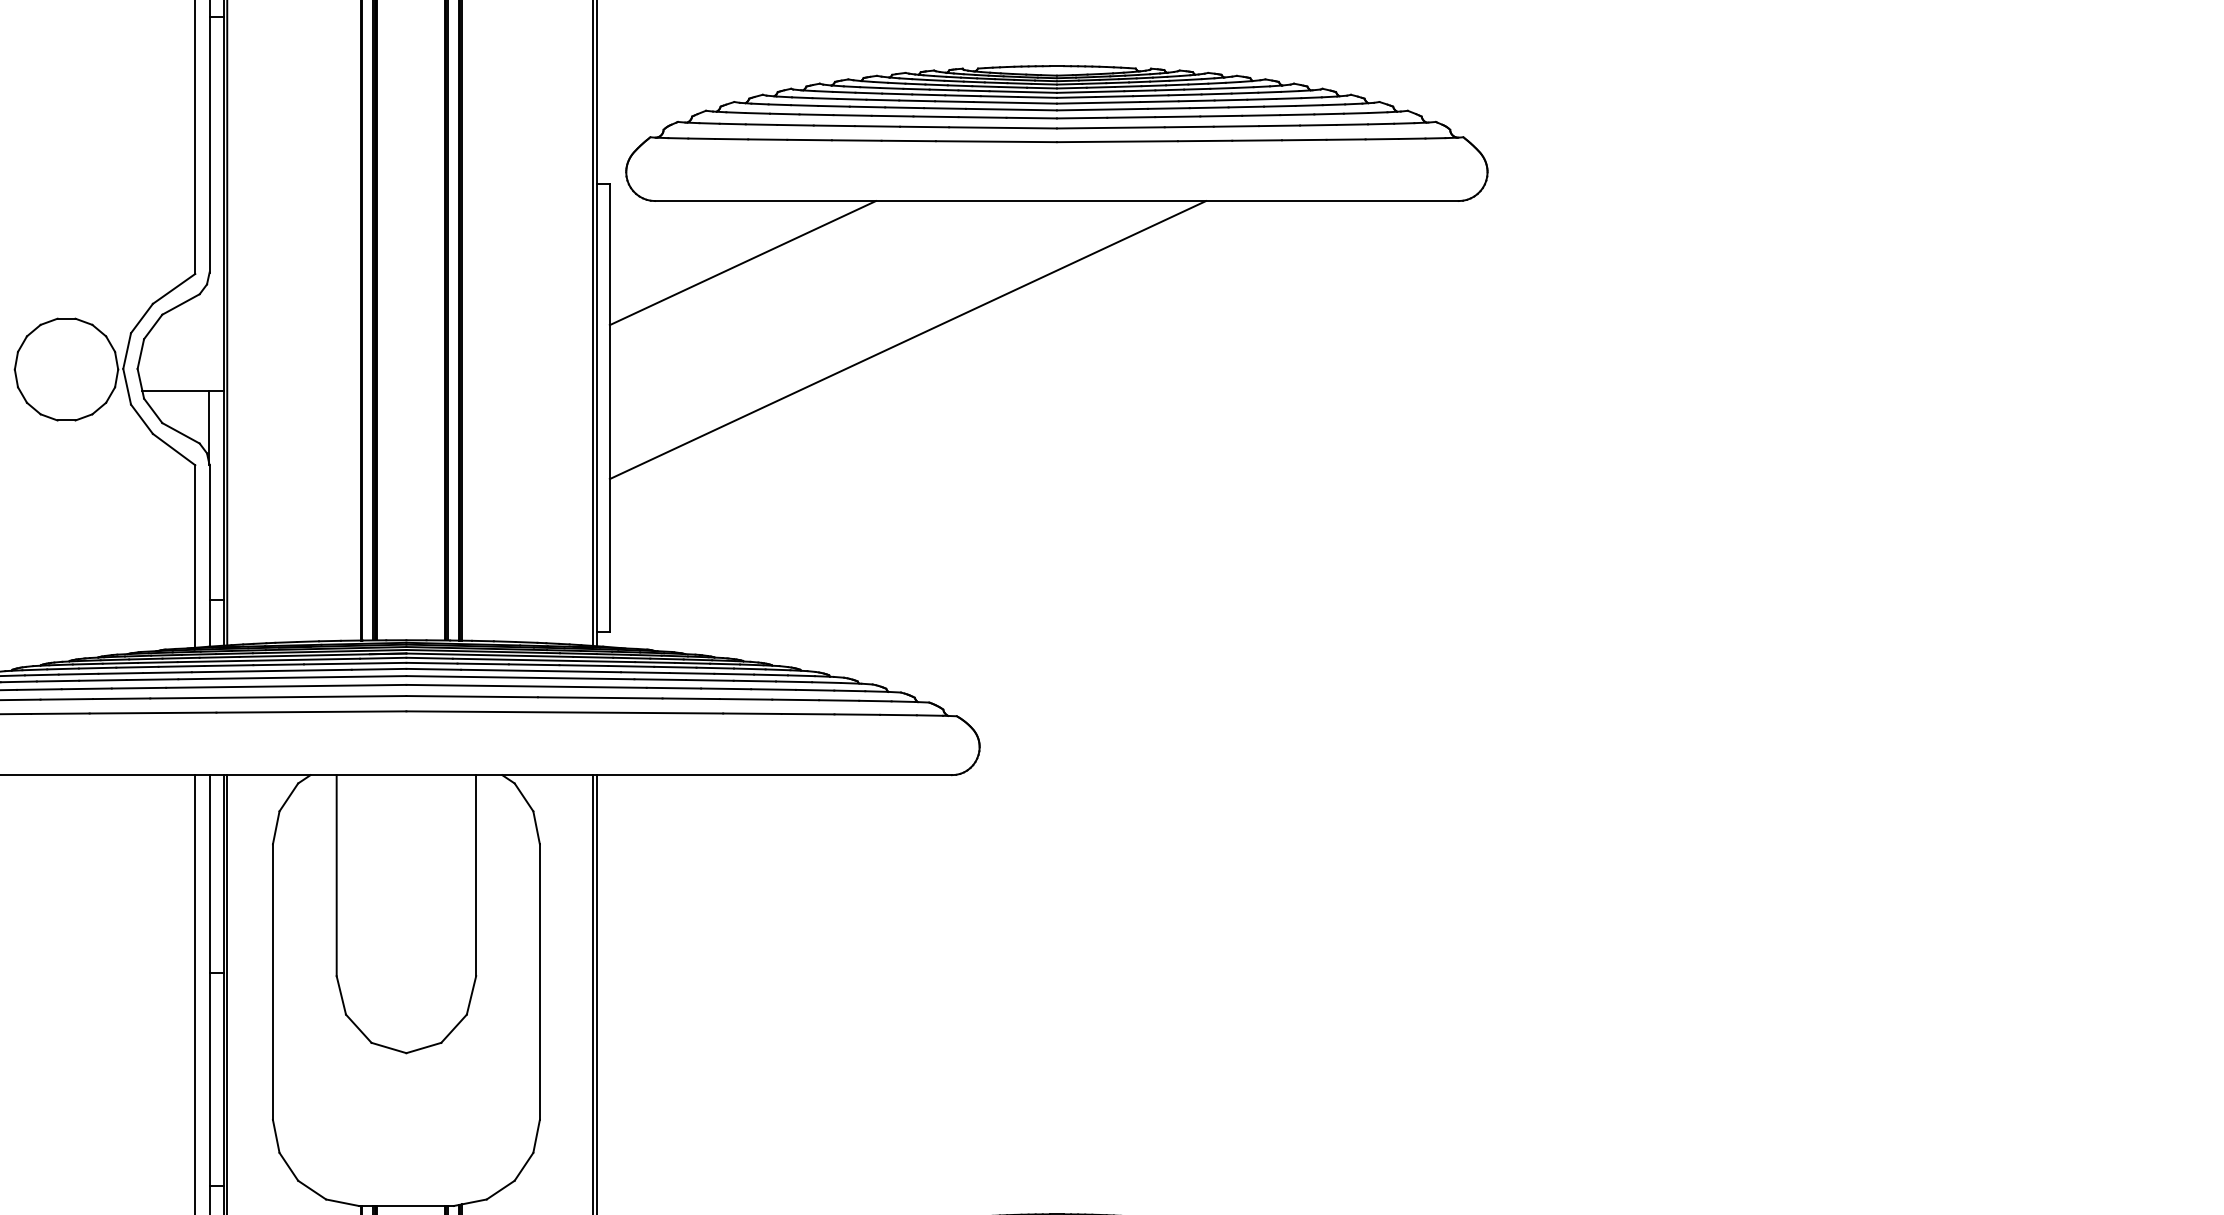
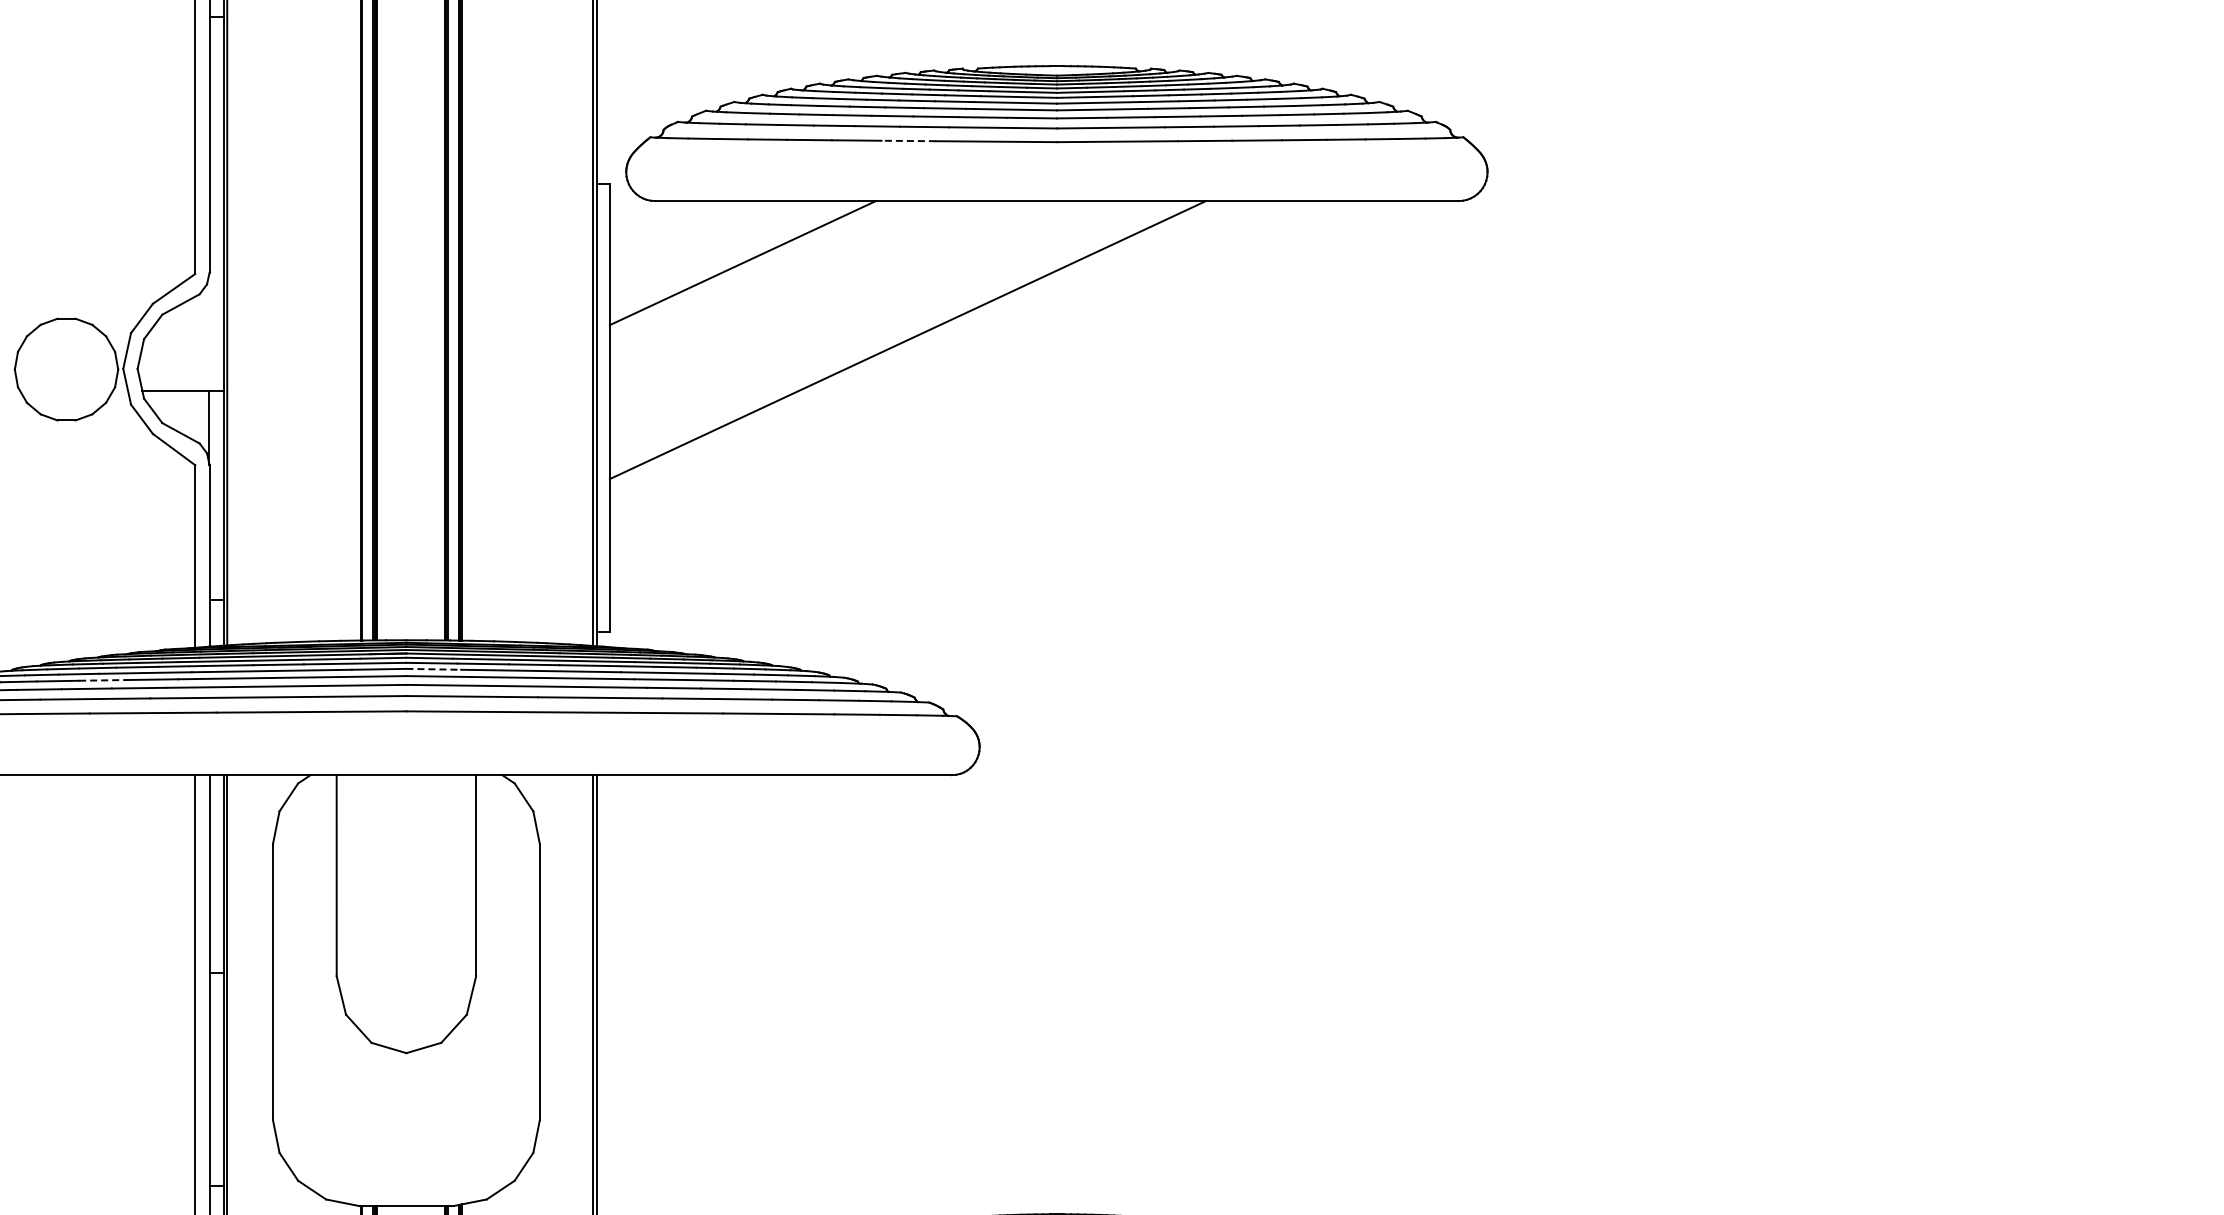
line: solid -> dashed (908, 140)
line: solid -> dashed (434, 669)
line: solid -> dashed (102, 680)
